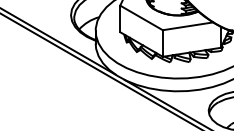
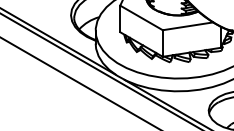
line: none -> present (79, 82)
